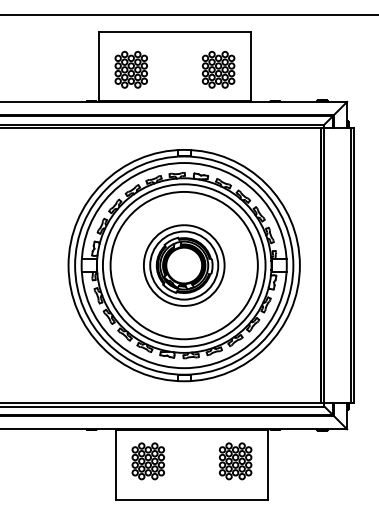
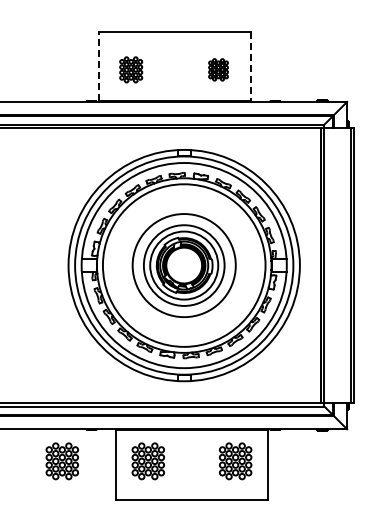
line: present -> none (188, 15)
line: solid -> dashed (98, 66)
line: solid -> dashed (251, 66)
part size: 34x38 px -> 25x28 px (131, 69)
part size: 35x38 px -> 21x24 px (218, 69)
circle diameter: 147 px -> 103 px (183, 265)
part: none -> present (61, 461)
